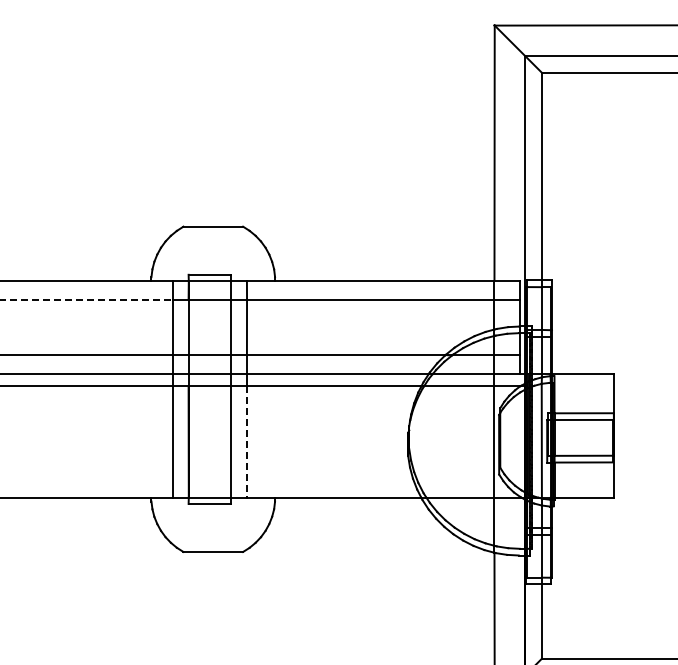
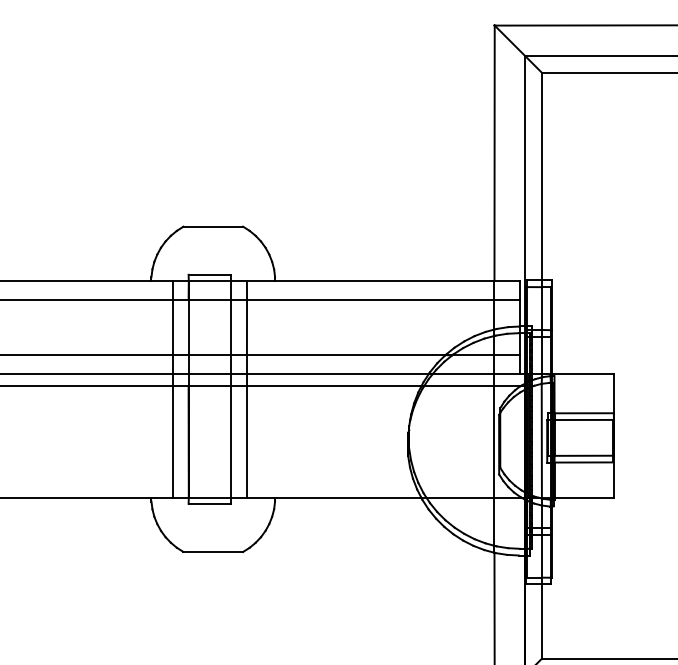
line: dashed -> solid (86, 299)
line: dashed -> solid (246, 441)
